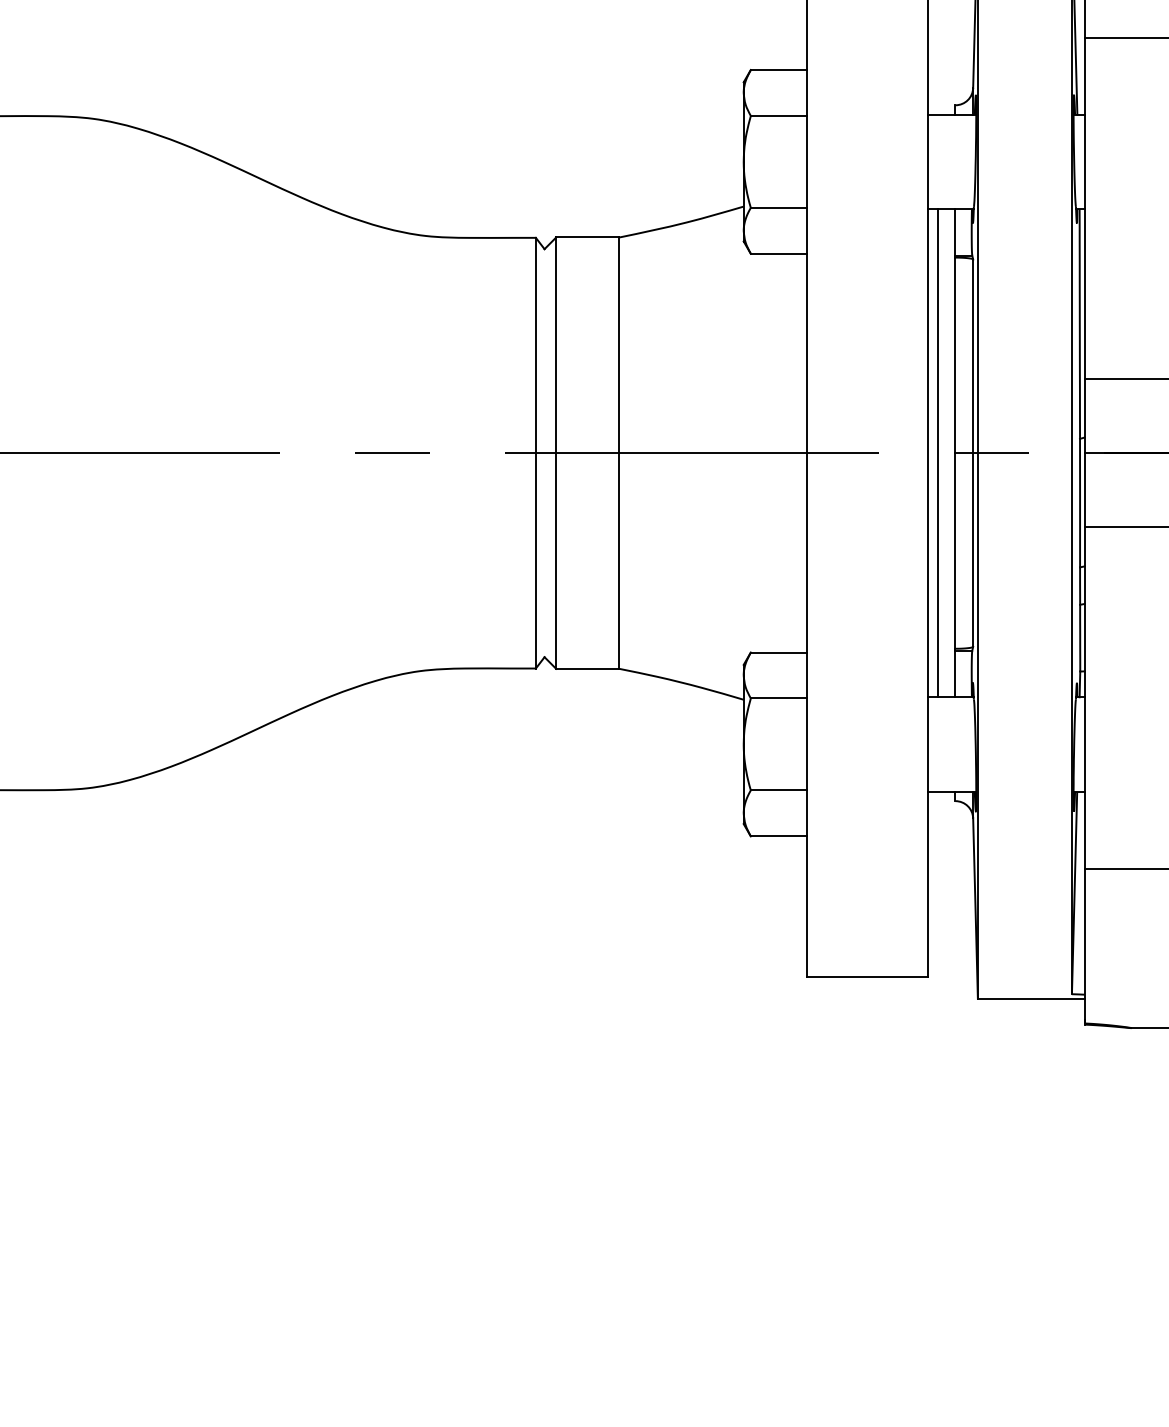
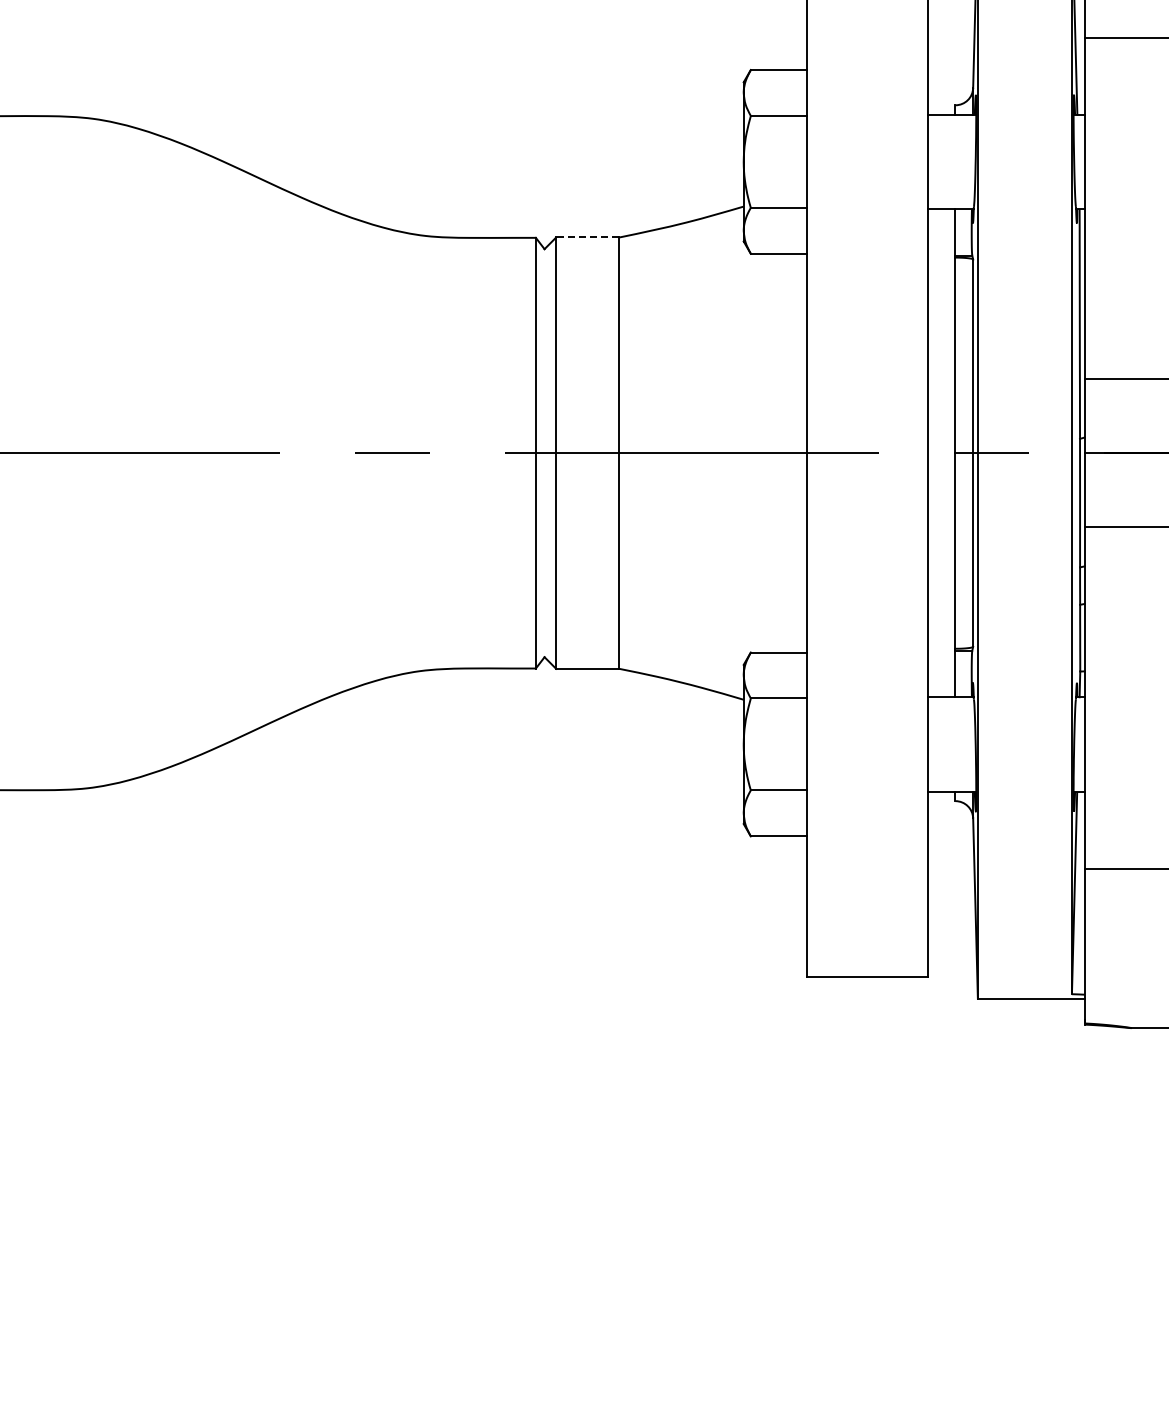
line: solid -> dashed (587, 237)
line: present -> none (937, 453)
